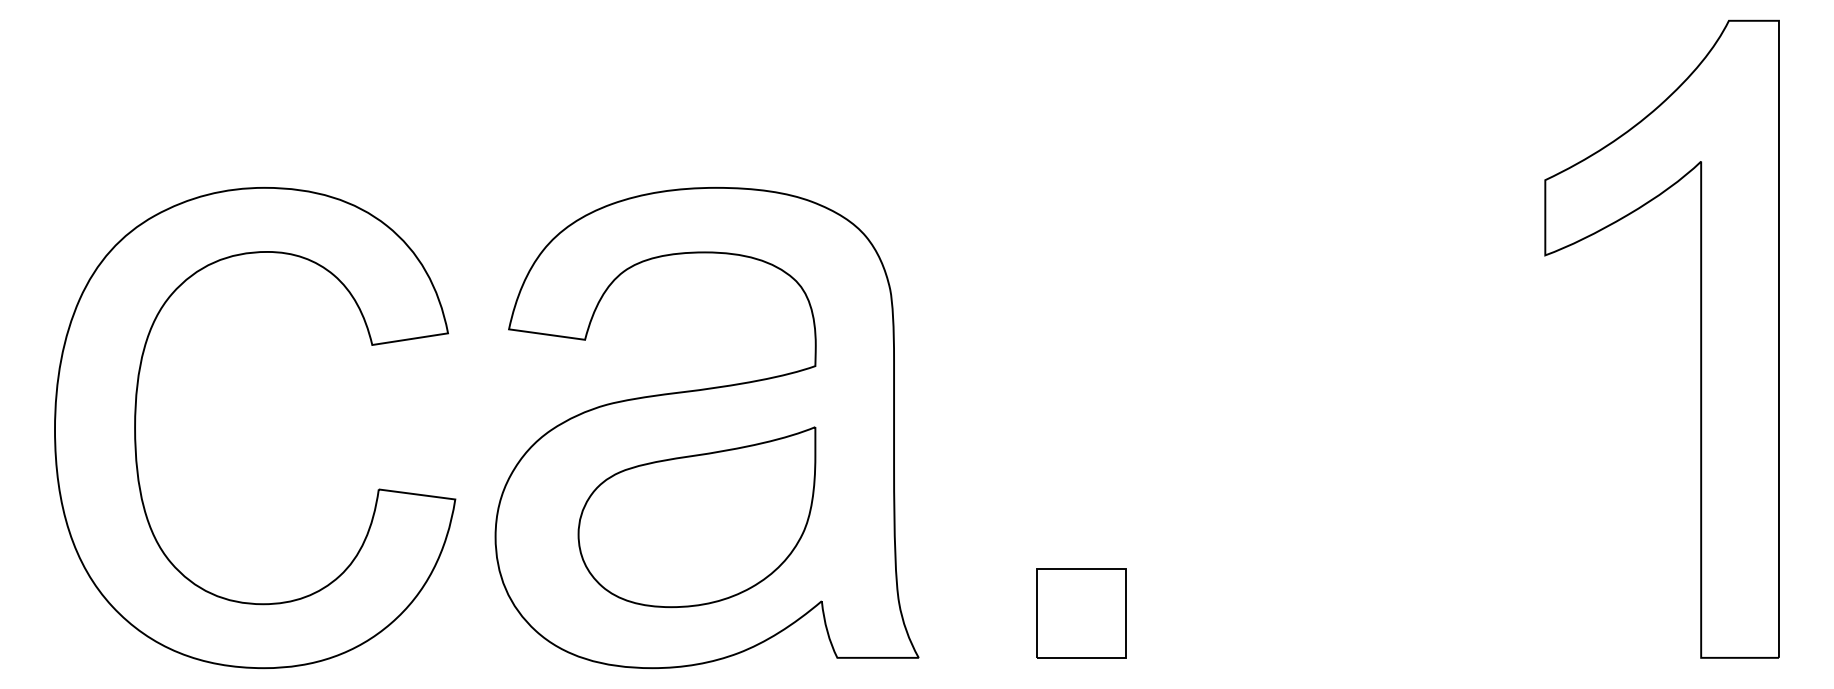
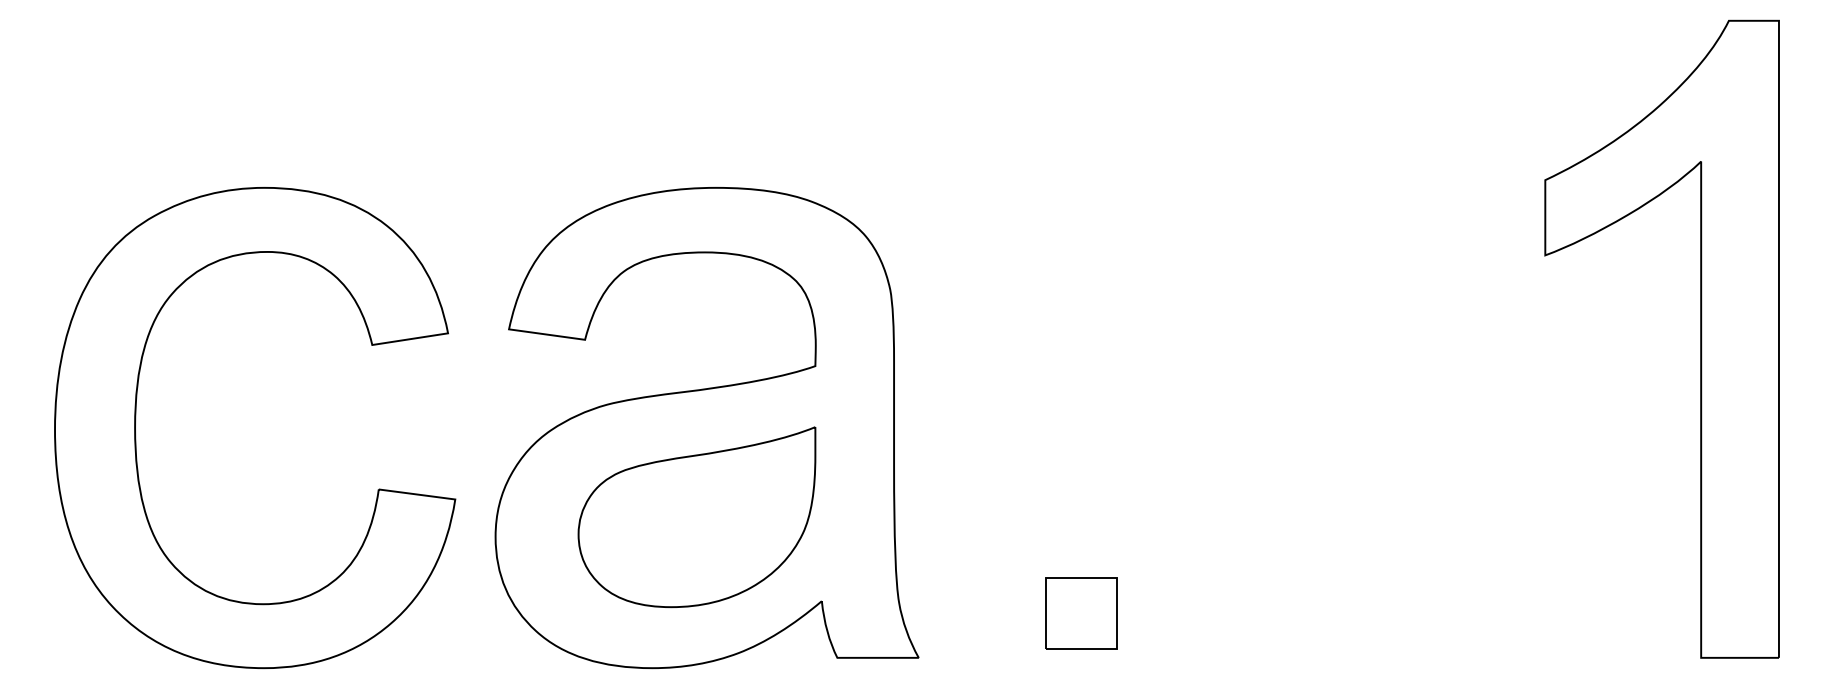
part size: 91x91 px -> 73x73 px (1081, 613)
